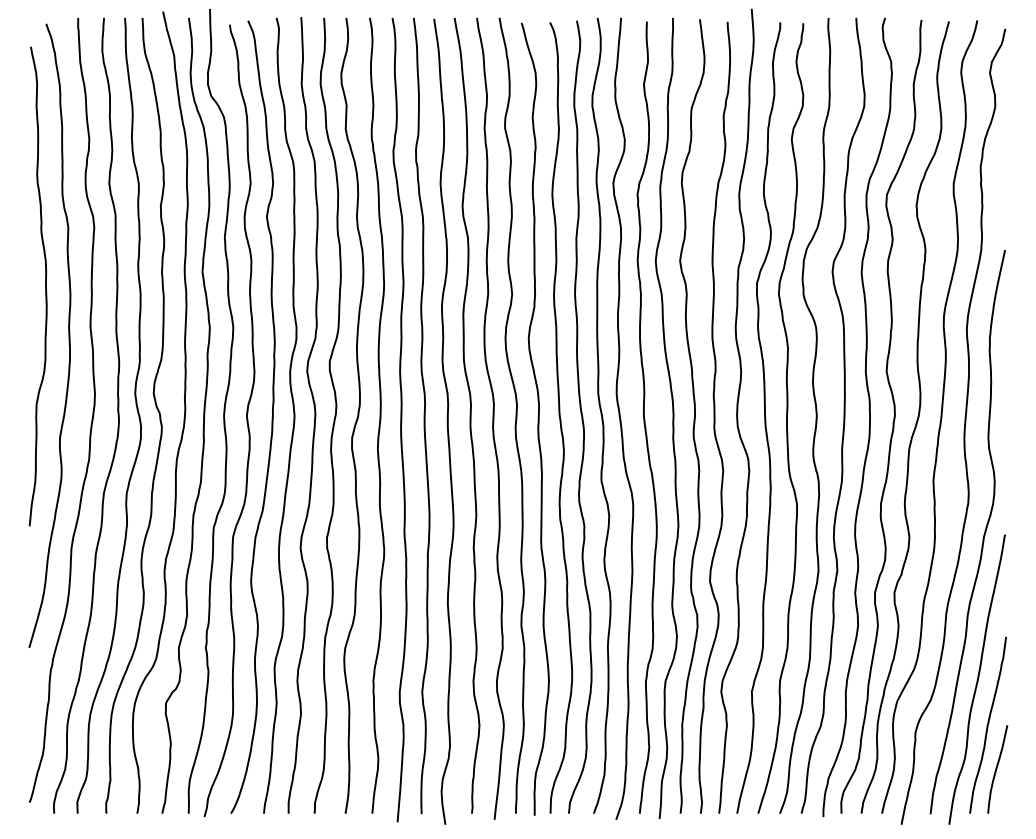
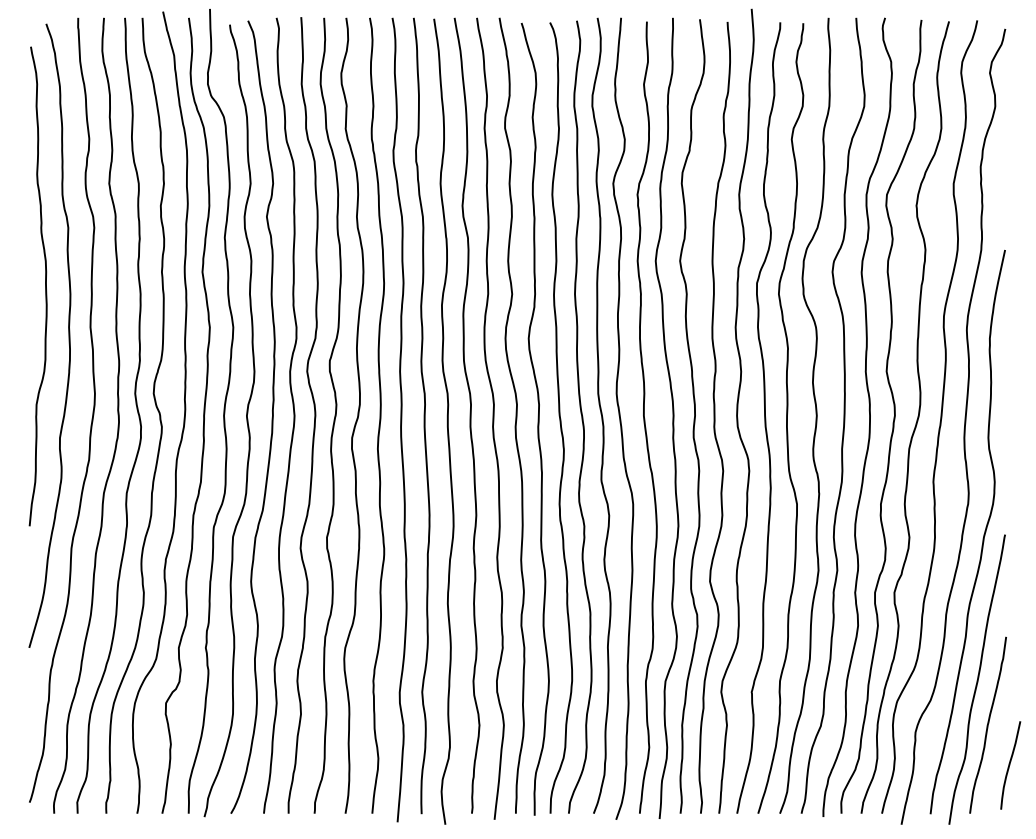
curve position: (997, 769) -> (1010, 765) (1010, 765)
